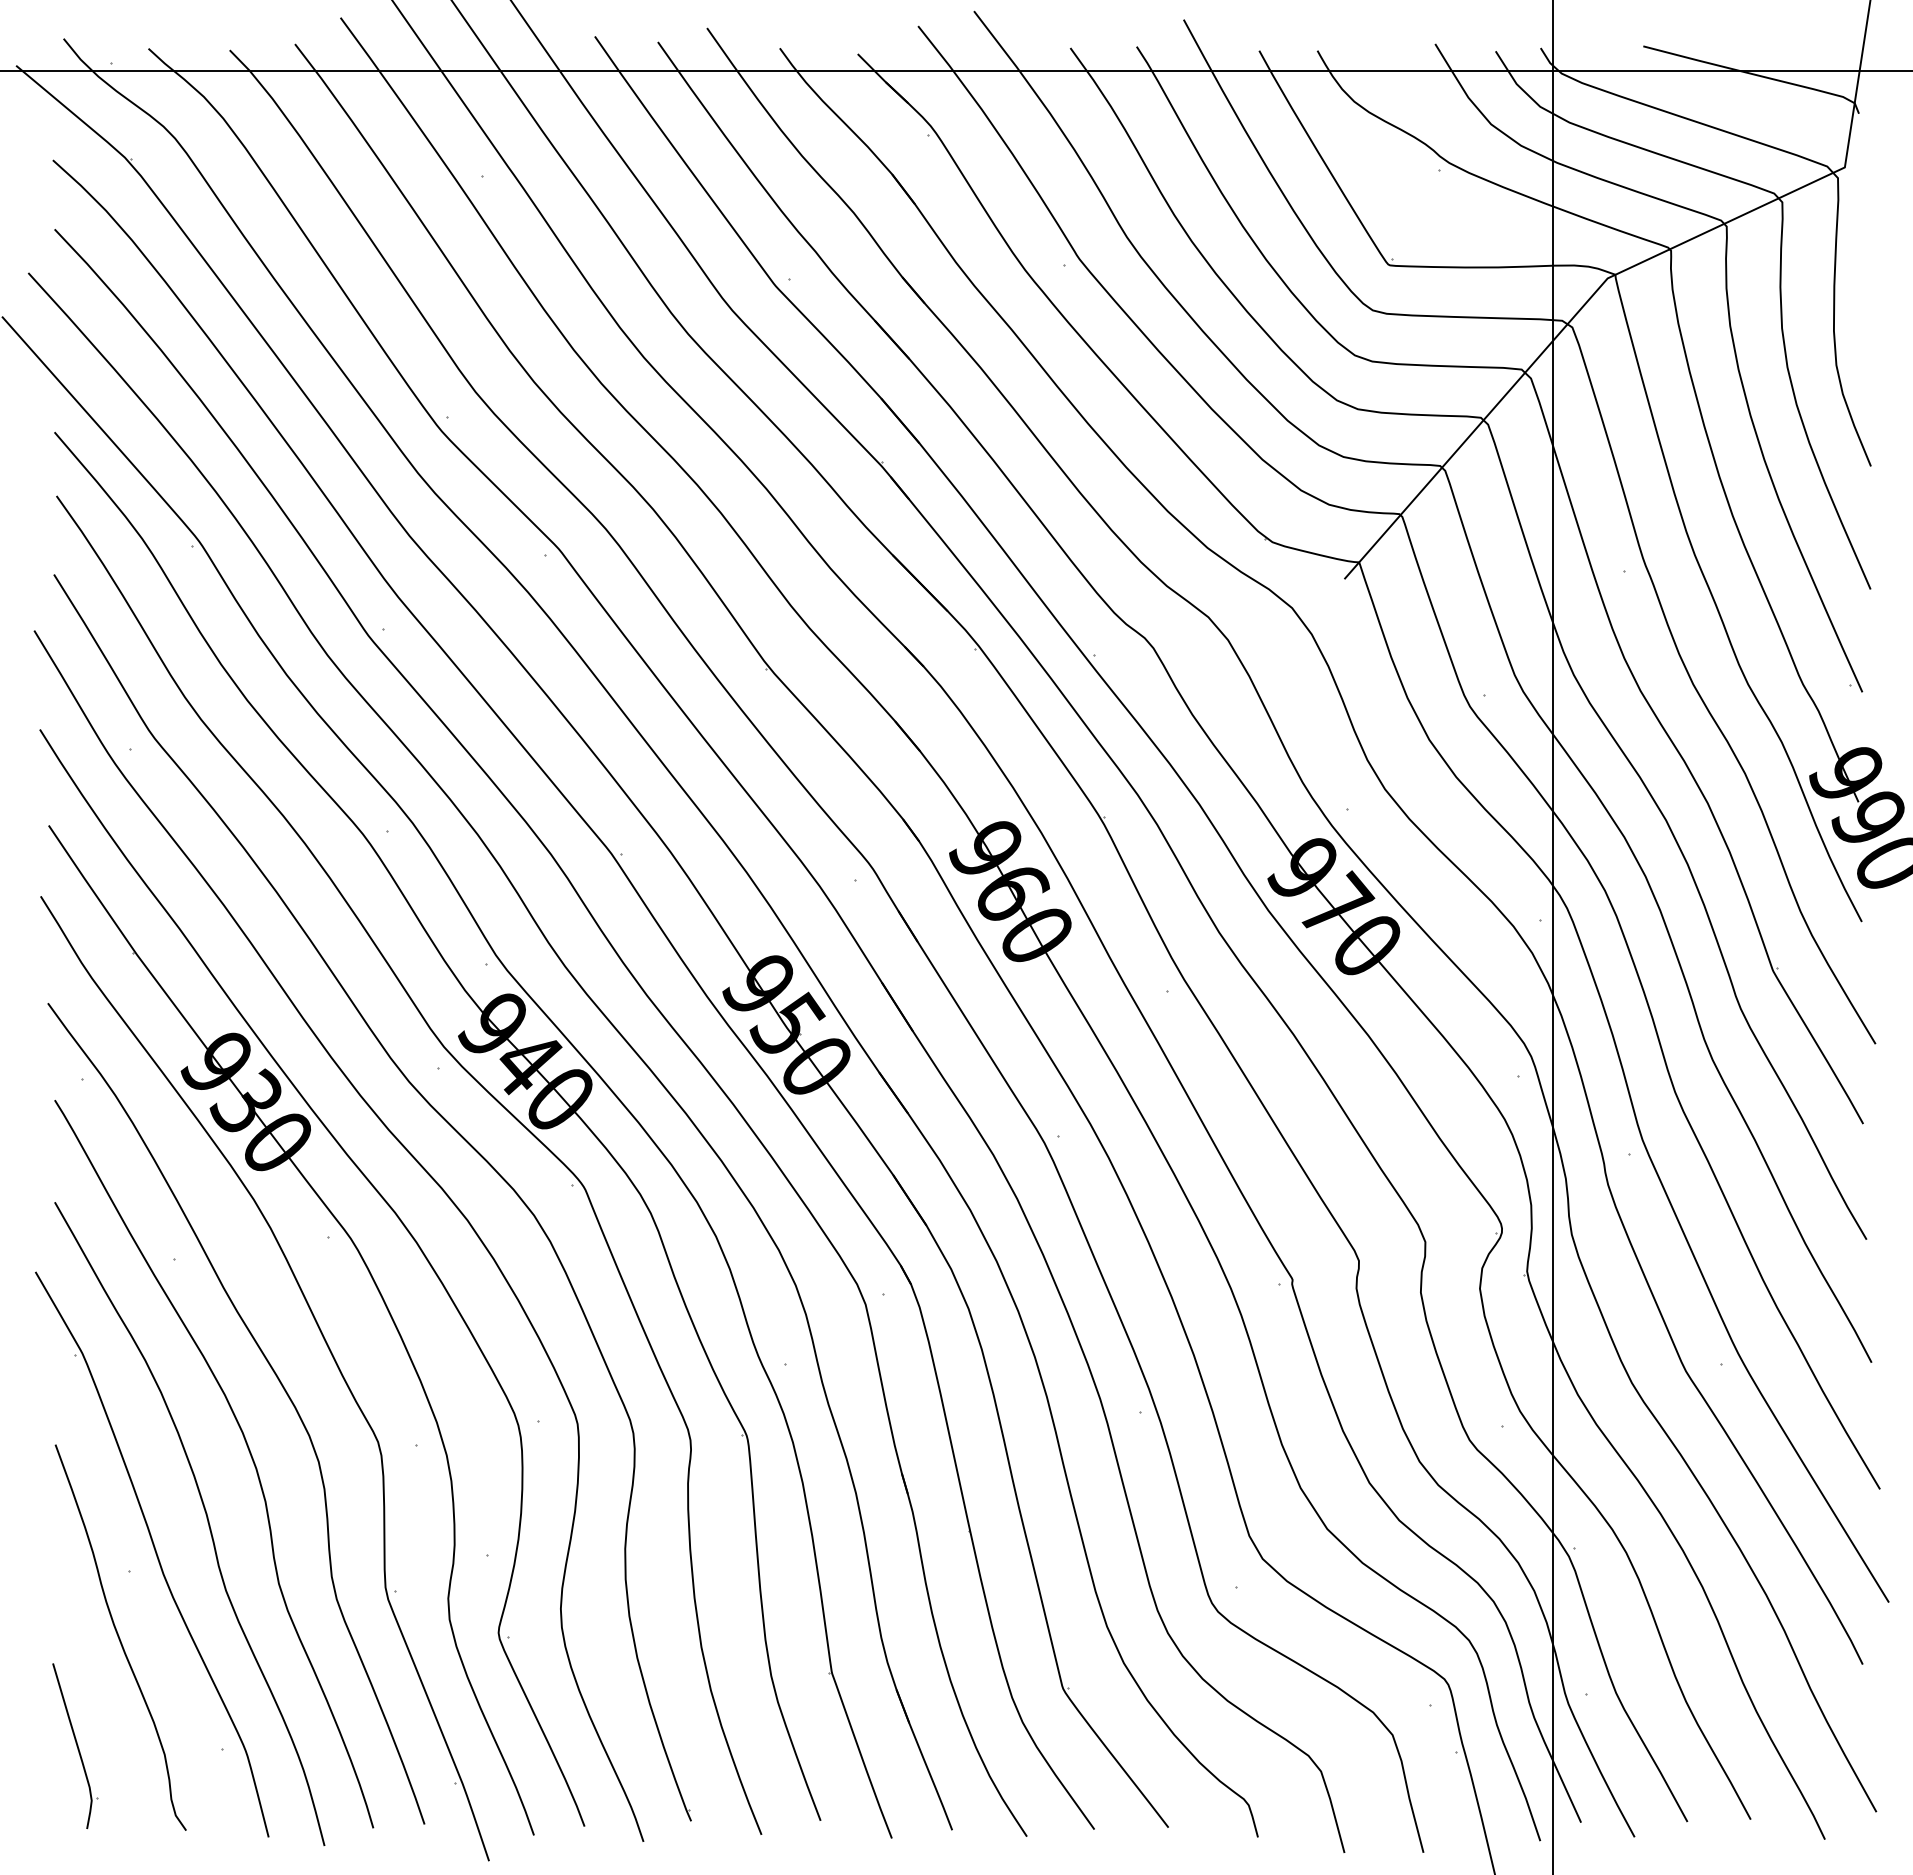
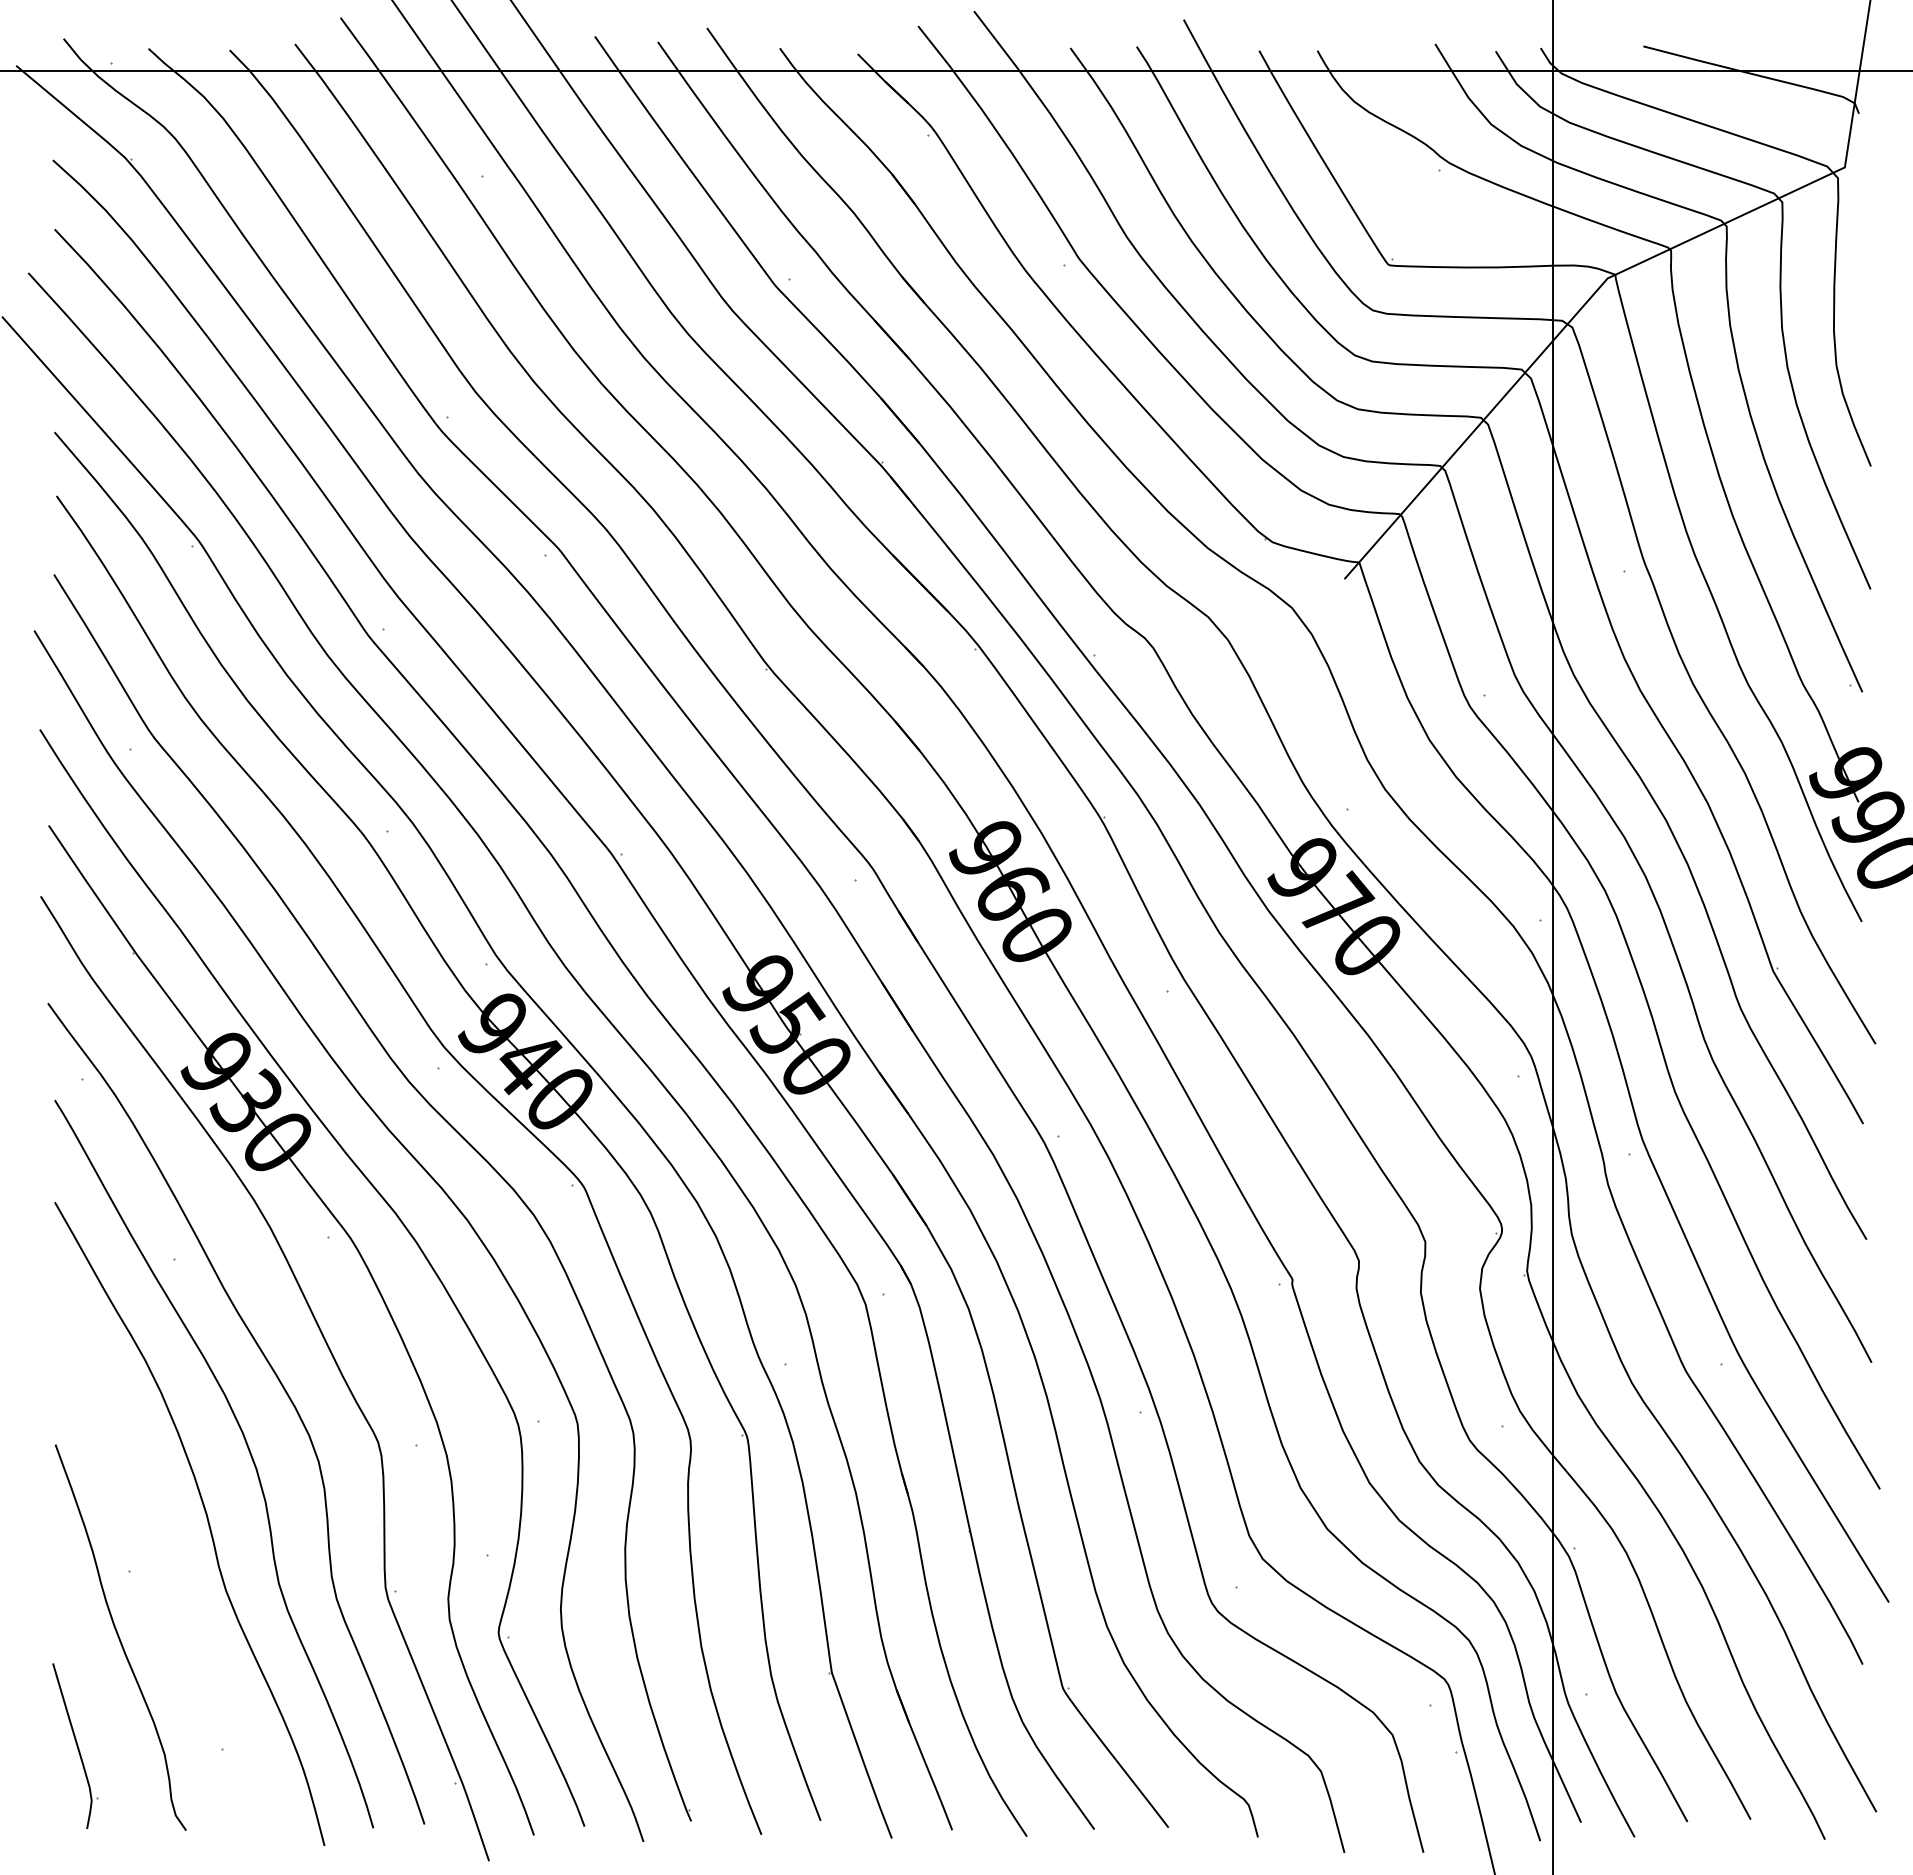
part: present -> none (152, 1554)
